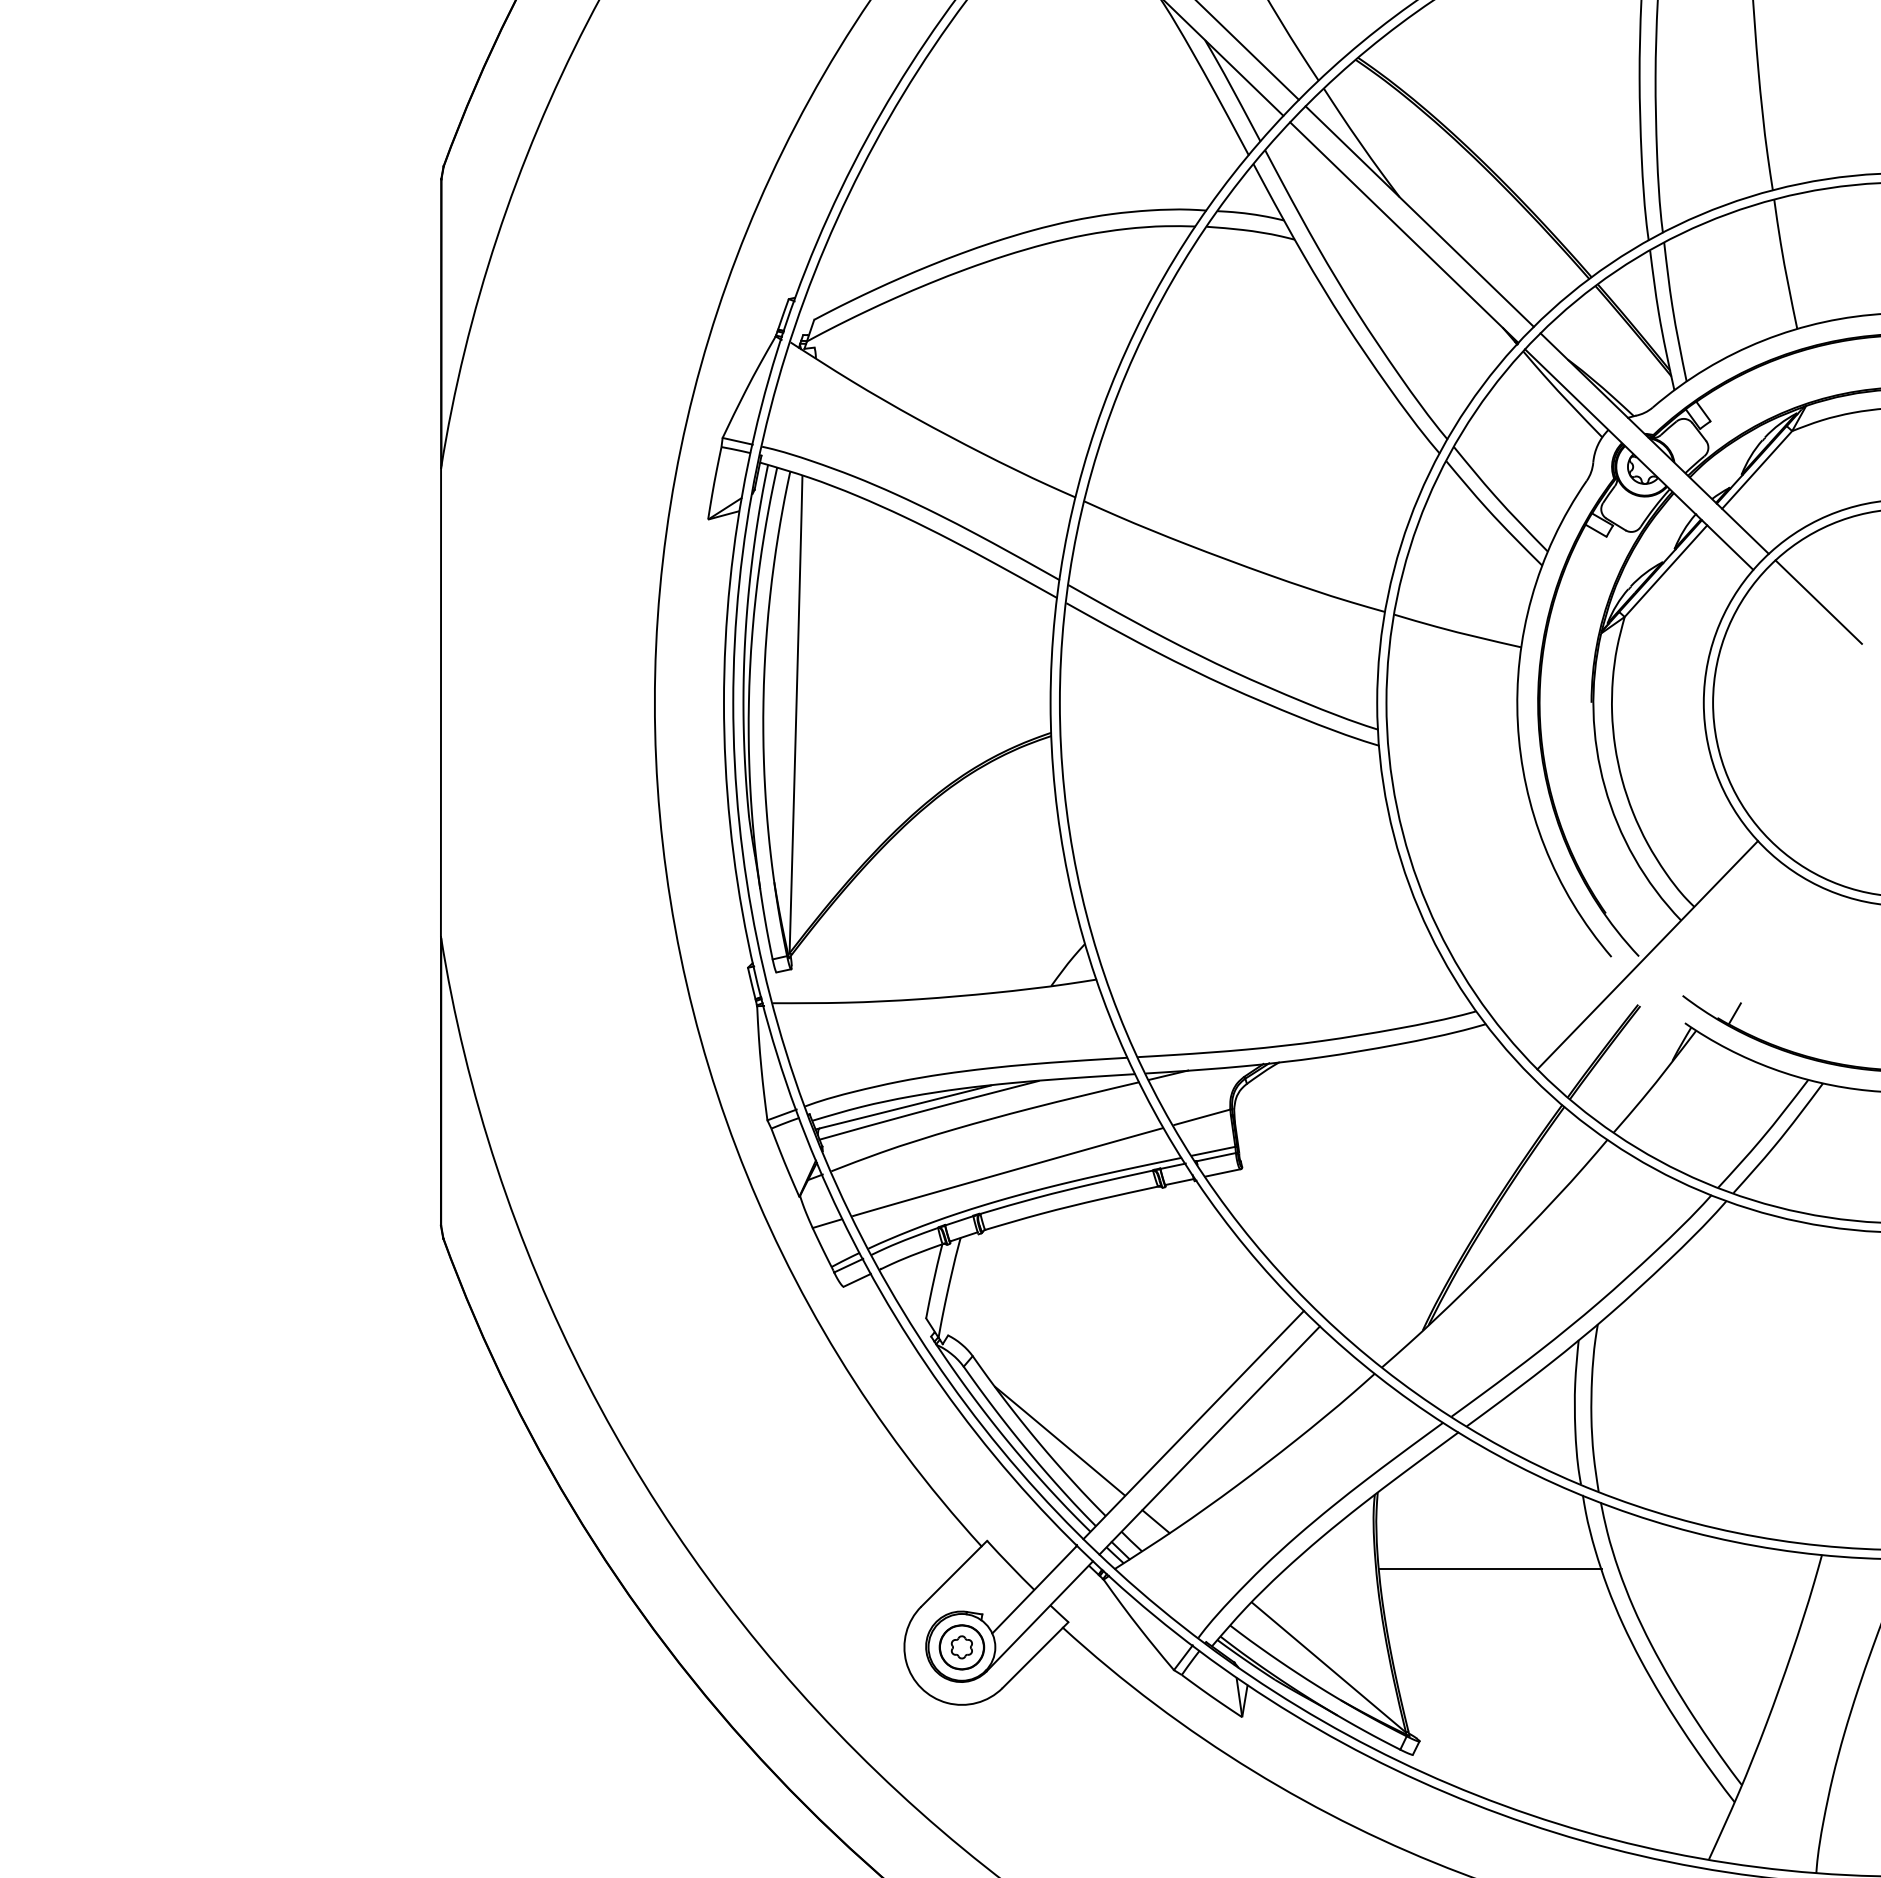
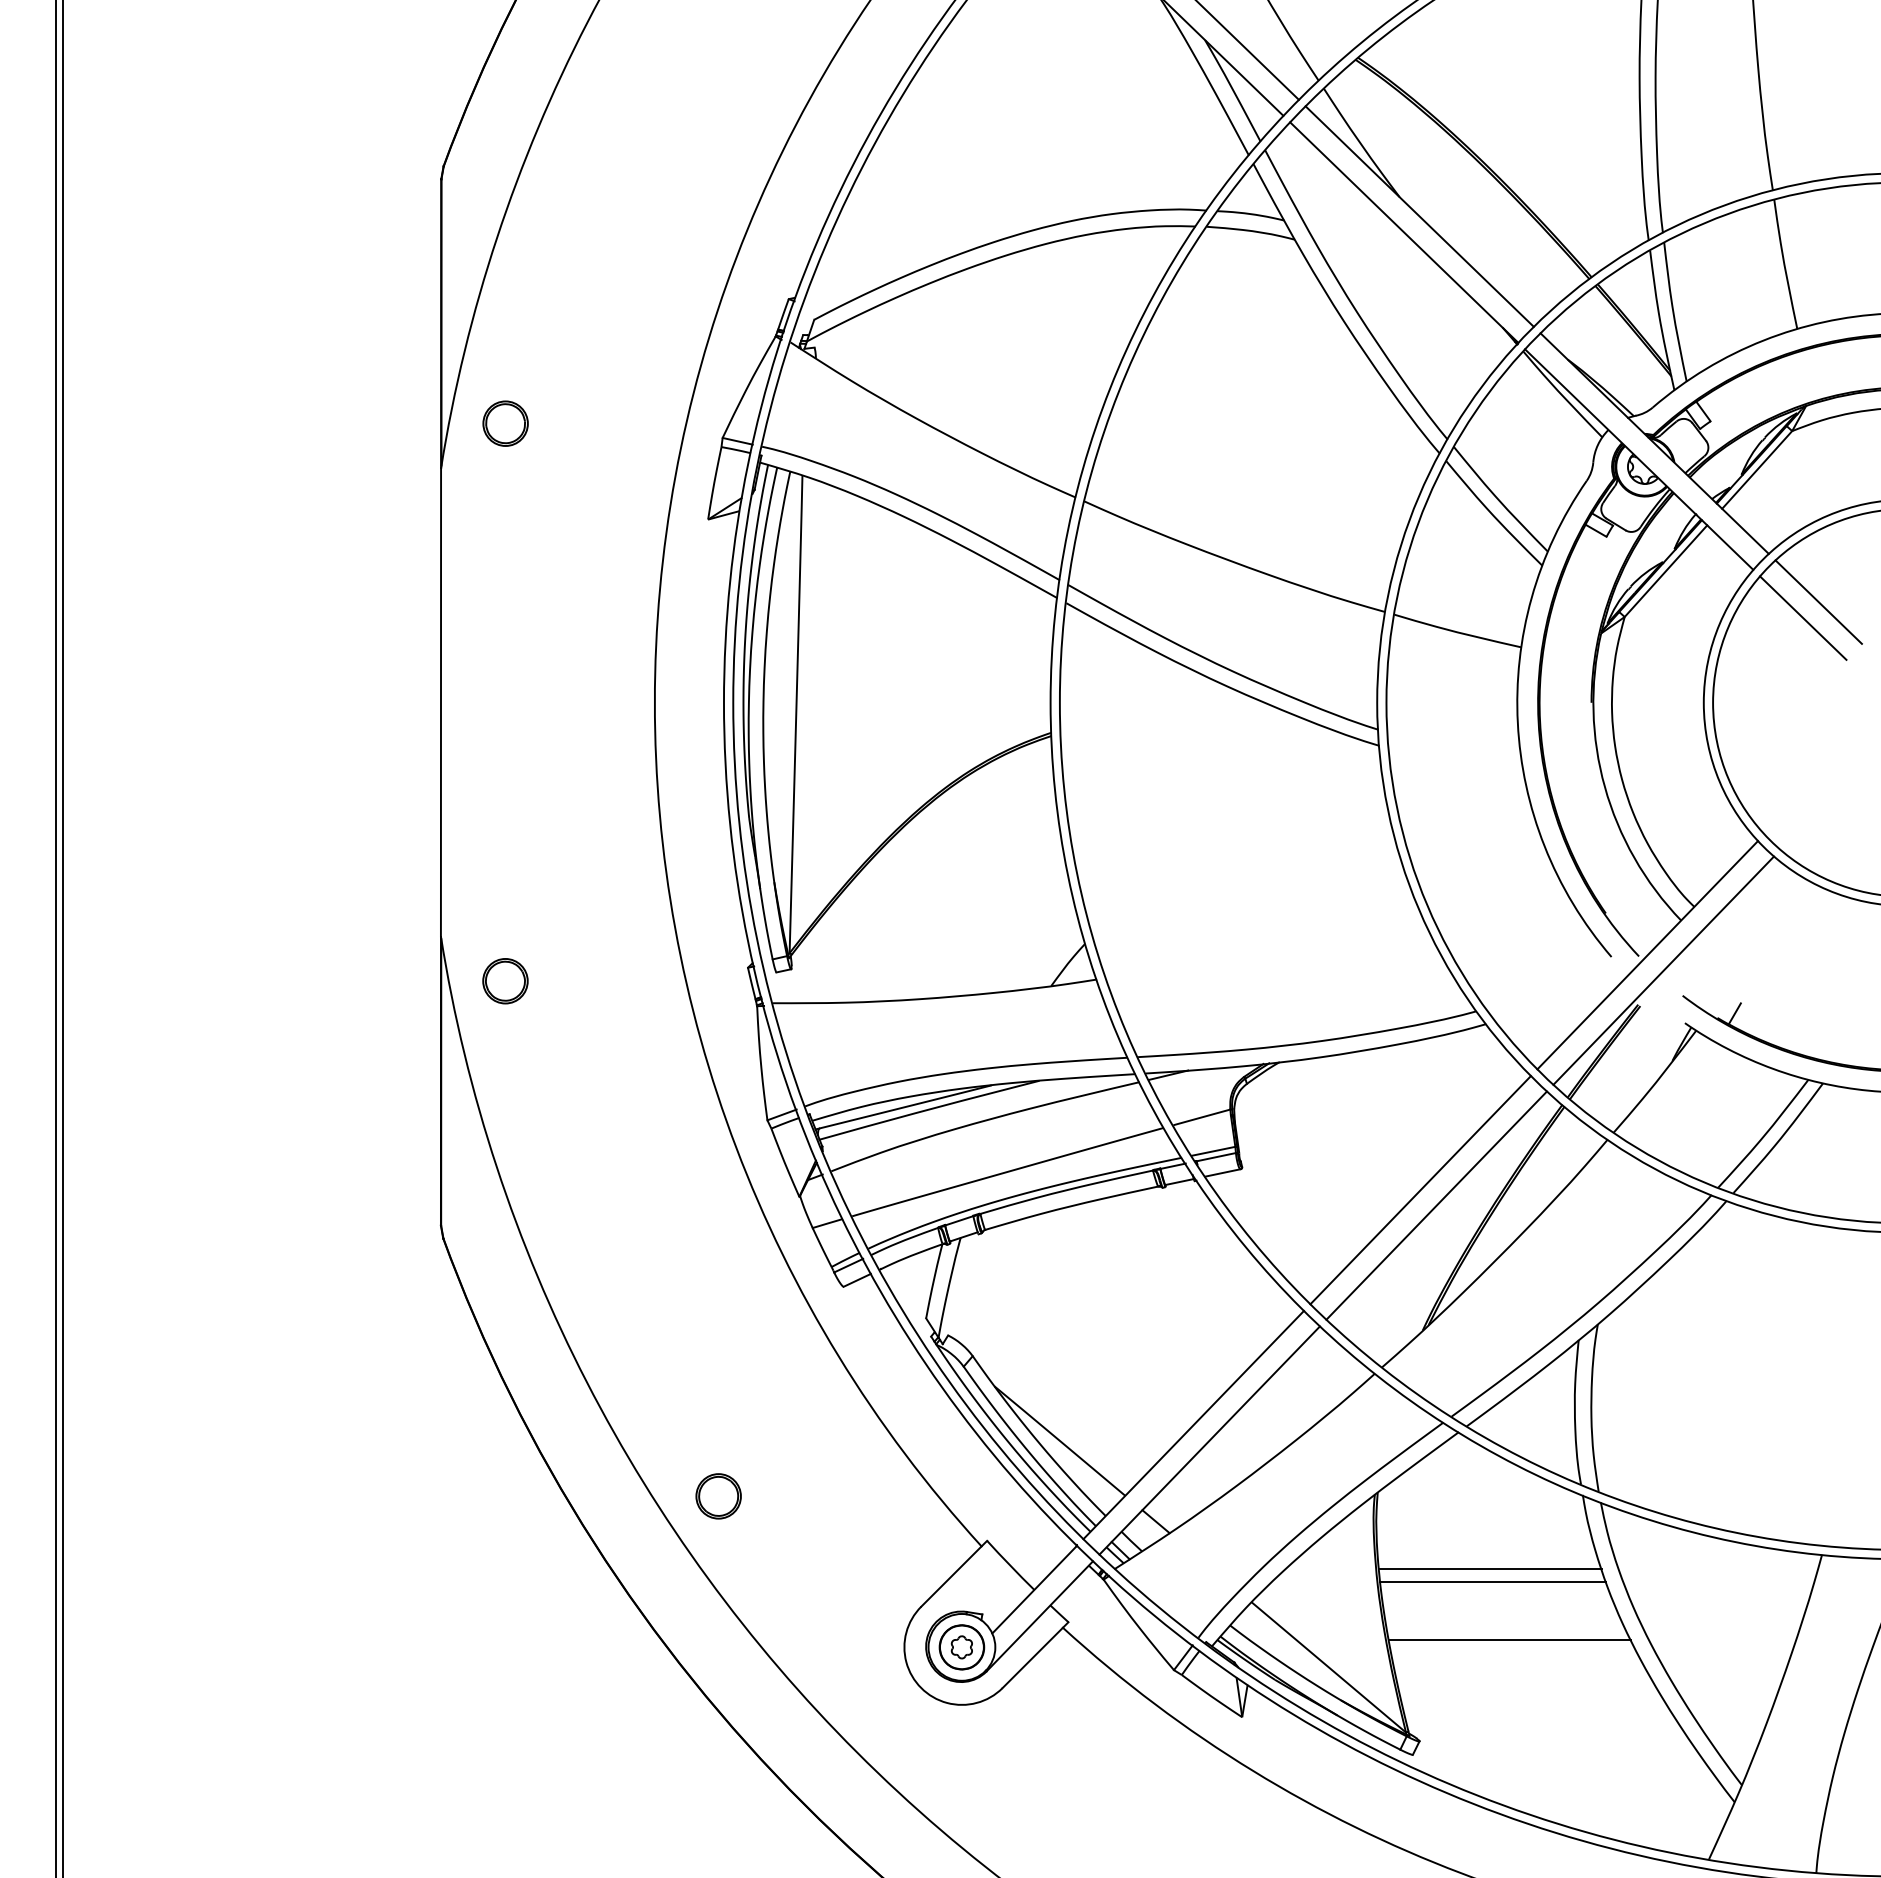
part: none -> present (505, 423)
line: none -> present (1803, 617)
line: none -> present (56, 938)
line: none -> present (62, 938)
line: none -> present (1663, 970)
part: none -> present (505, 981)
line: none -> present (1420, 1190)
line: none -> present (1436, 1205)
part: none -> present (718, 1496)
line: none -> present (1492, 1582)
line: none -> present (1509, 1639)
